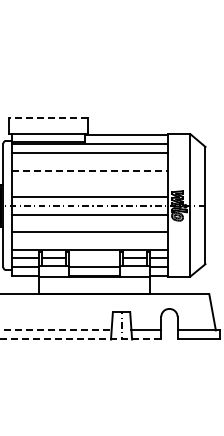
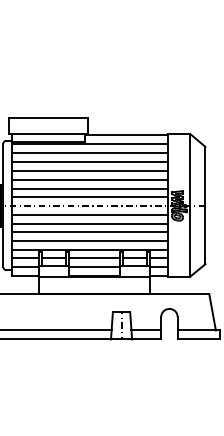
line: dashed -> solid (47, 118)
line: none -> present (89, 161)
line: dashed -> solid (89, 170)
line: none -> present (89, 179)
line: none -> present (89, 188)
line: none -> present (89, 223)
line: none -> present (89, 241)
line: none -> present (93, 258)
line: dashed -> solid (56, 330)
line: dashed -> solid (80, 339)
